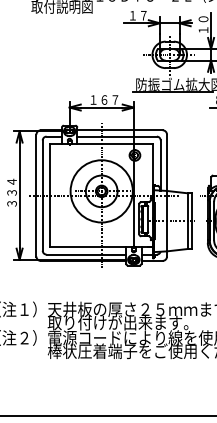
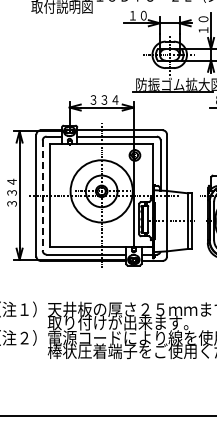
text: １７ -> １０ (143, 15)
text: １６７ -> ３３４ (104, 99)
line: solid -> dashed (42, 196)
